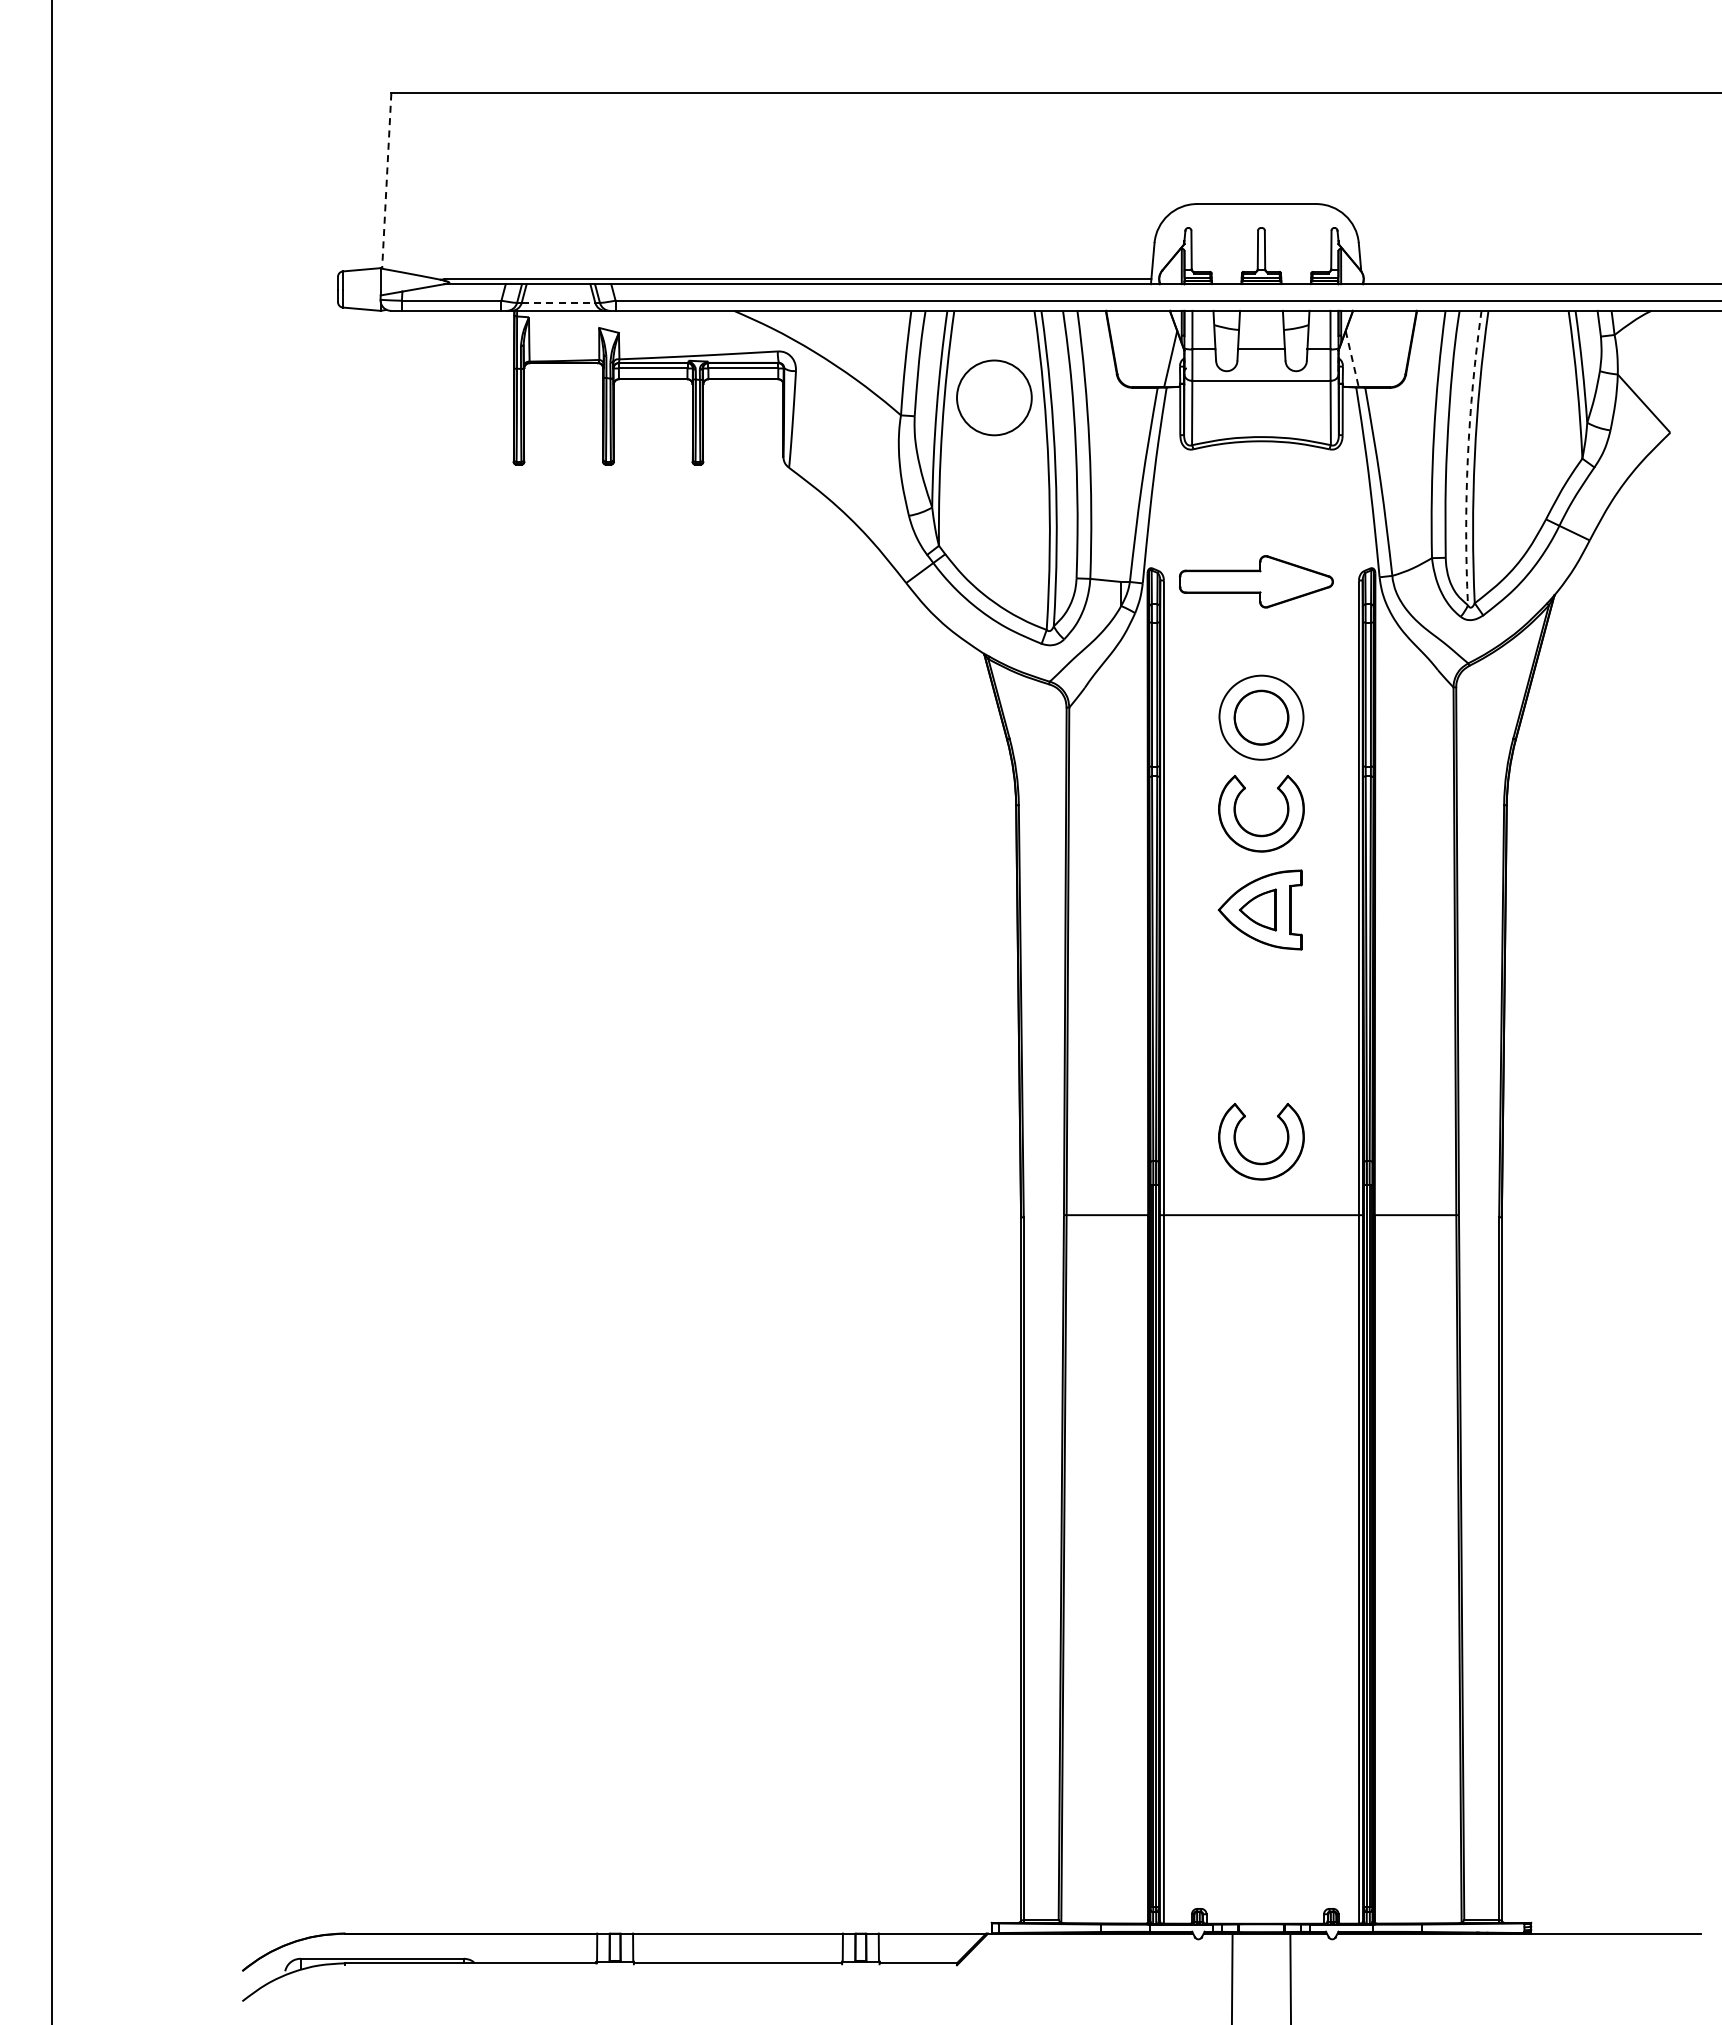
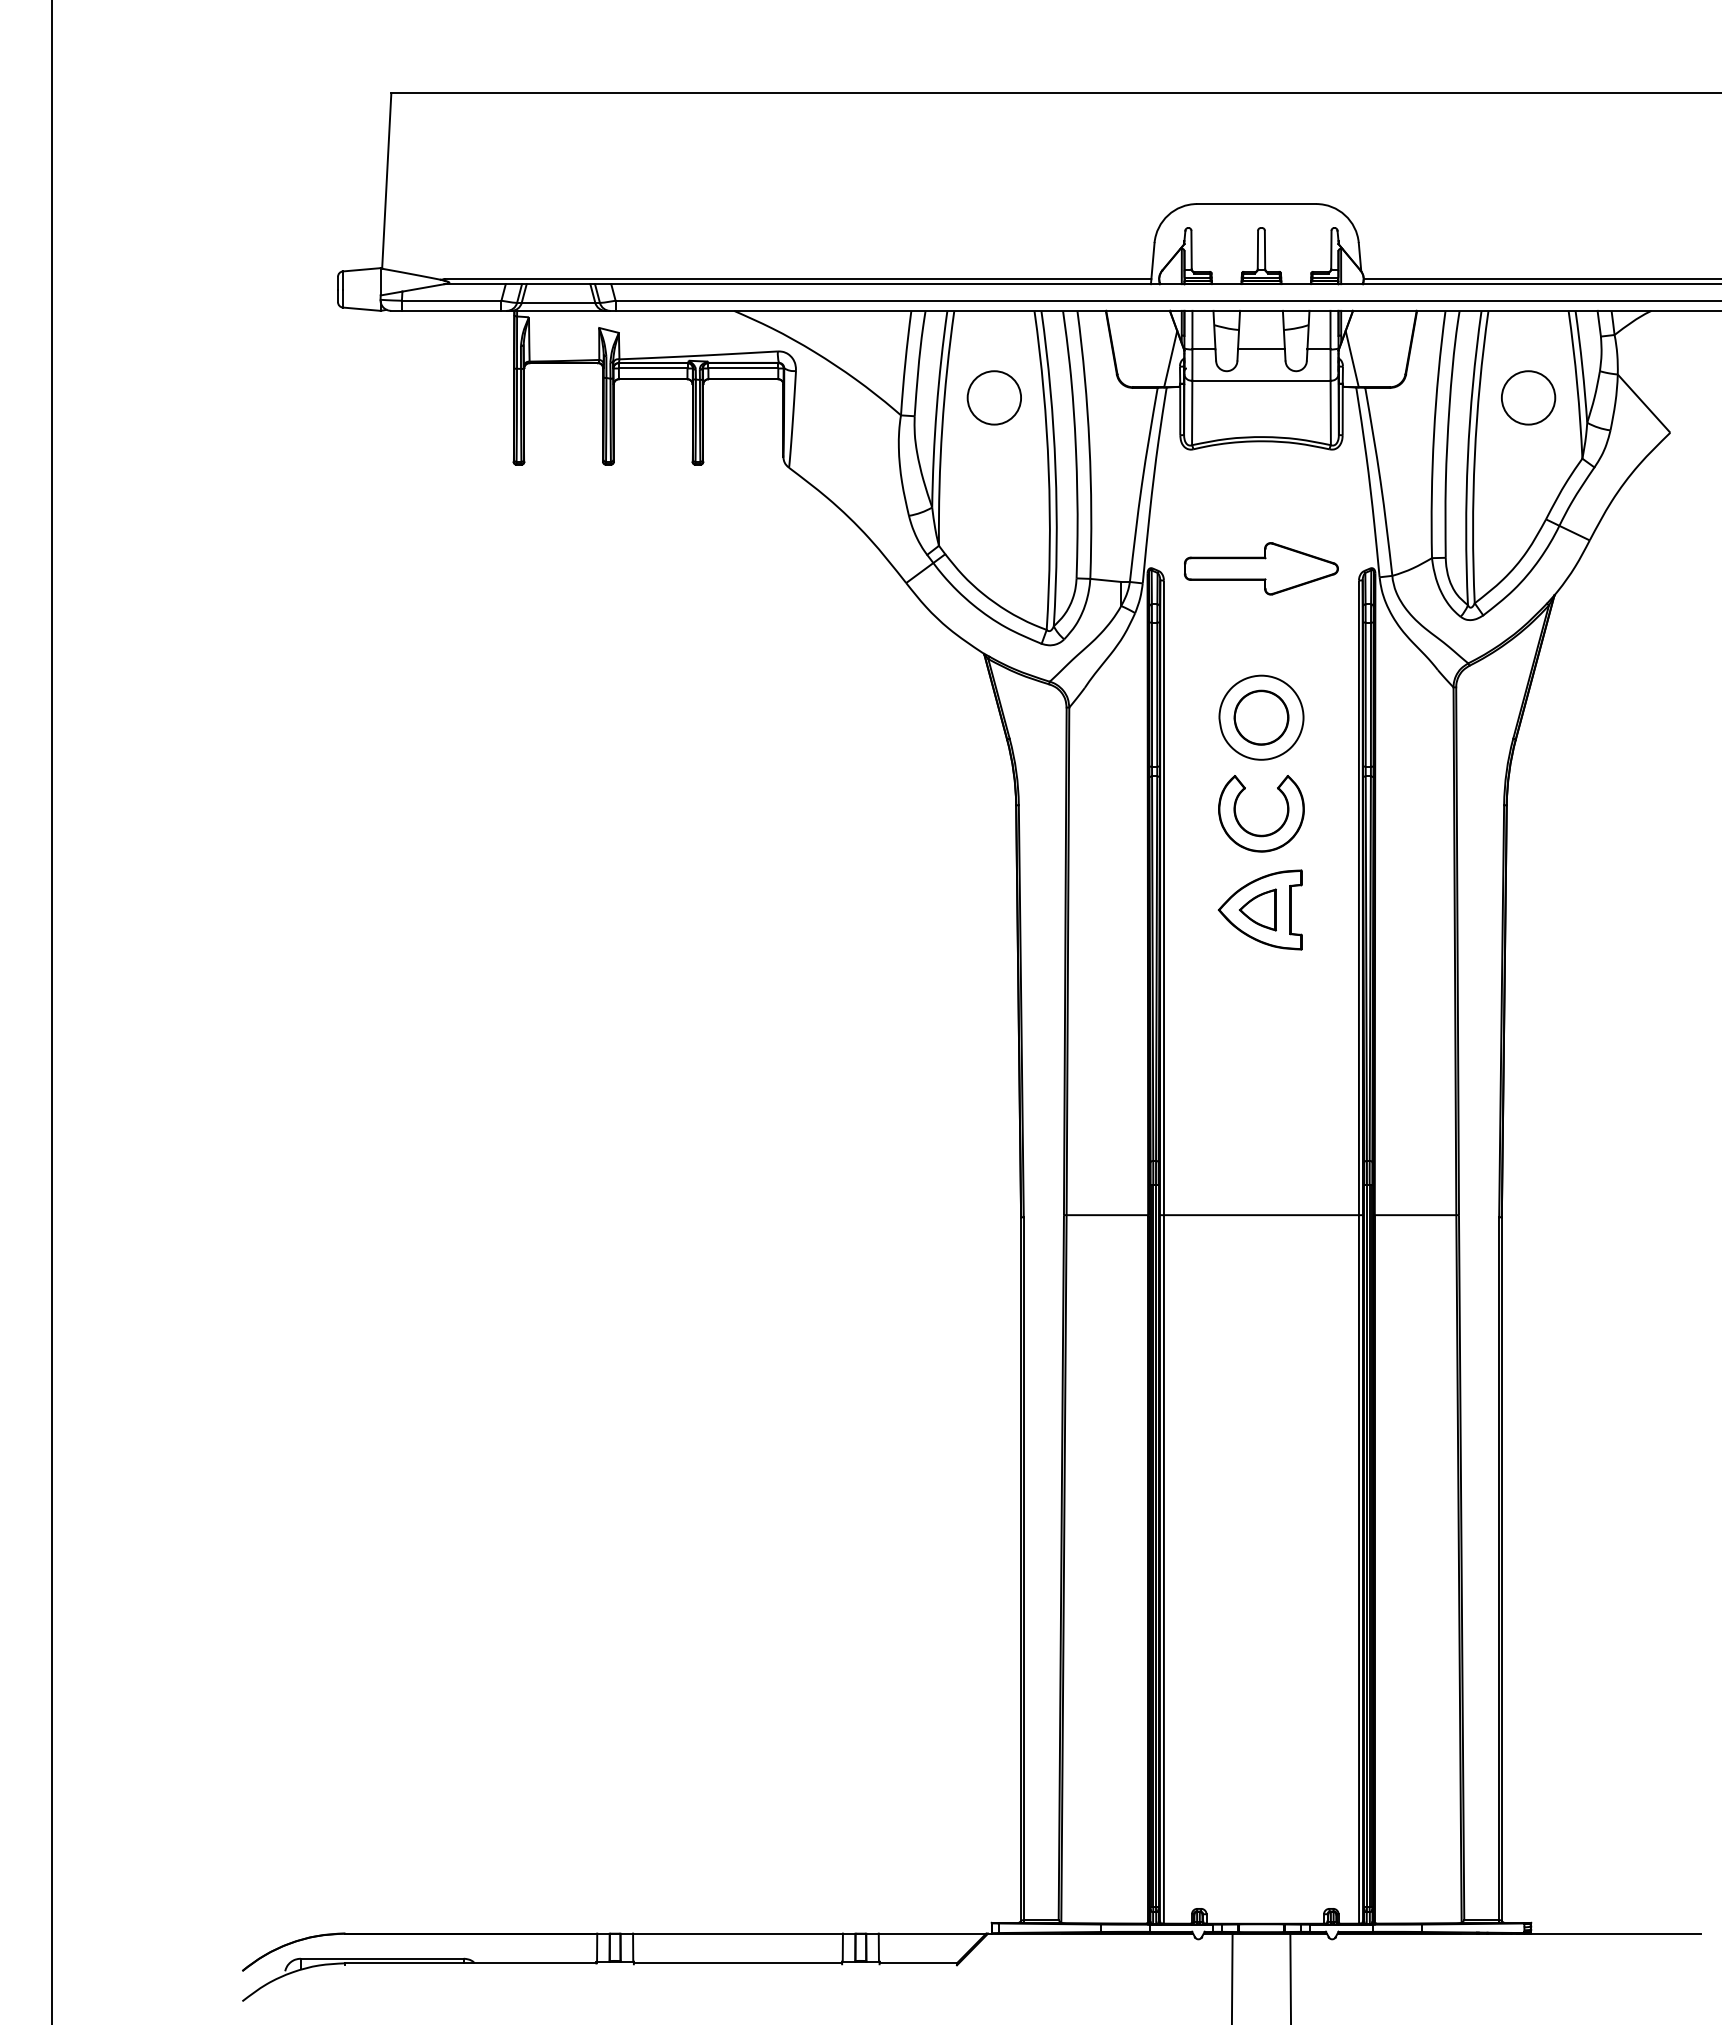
line: dashed -> solid (386, 181)
line: none -> present (1540, 279)
line: dashed -> solid (558, 302)
line: dashed -> solid (1352, 359)
circle diameter: 75 px -> 53 px (994, 397)
circle: none -> present (1528, 397)
arc: dashed -> solid (1467, 457)
part position: (1256, 581) -> (1261, 568) (1261, 568)
part: present -> none (1261, 1162)
